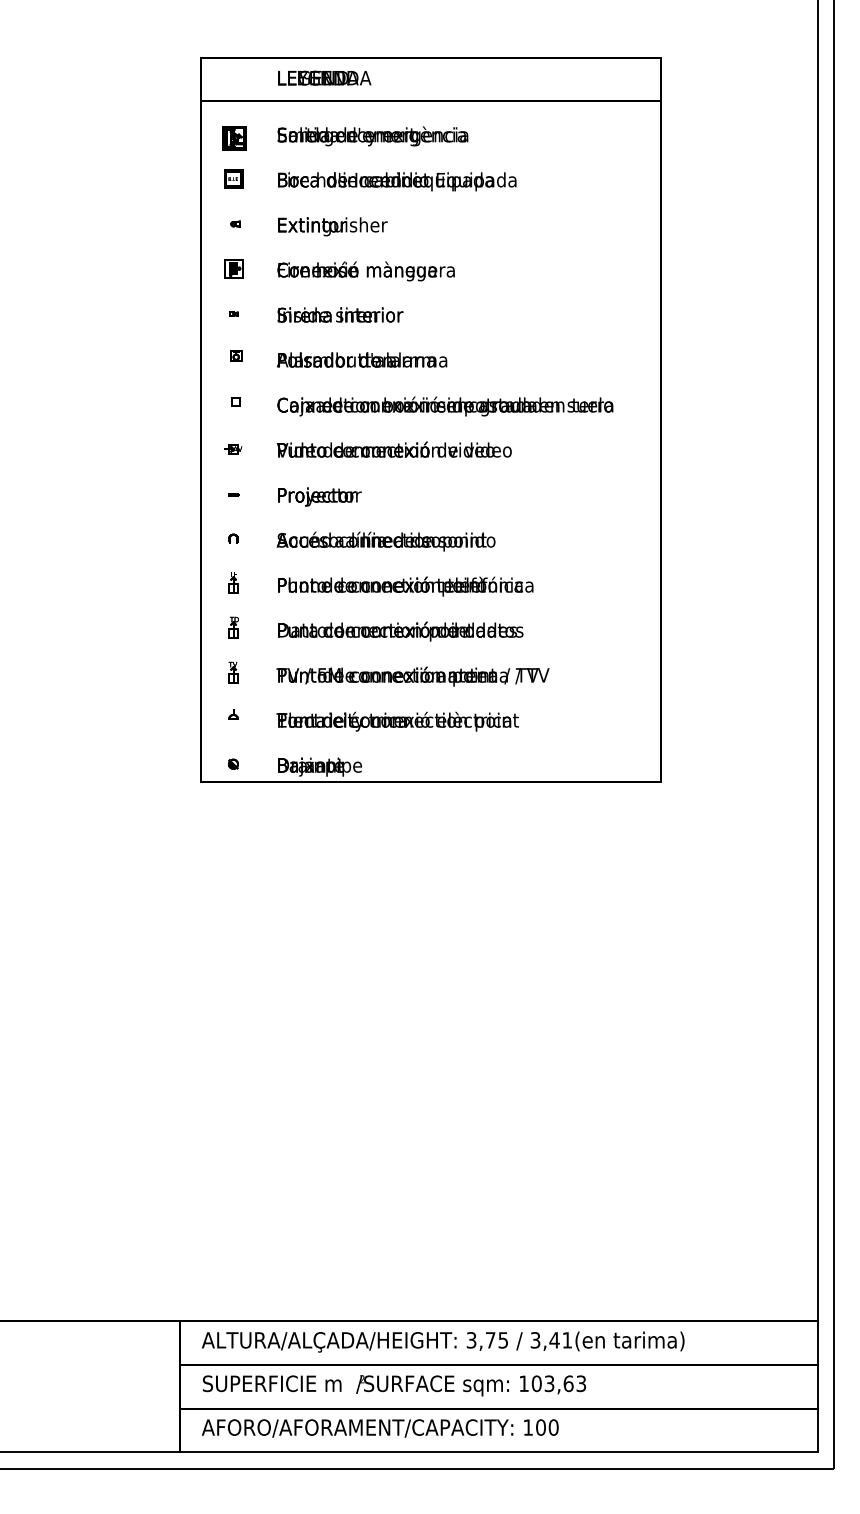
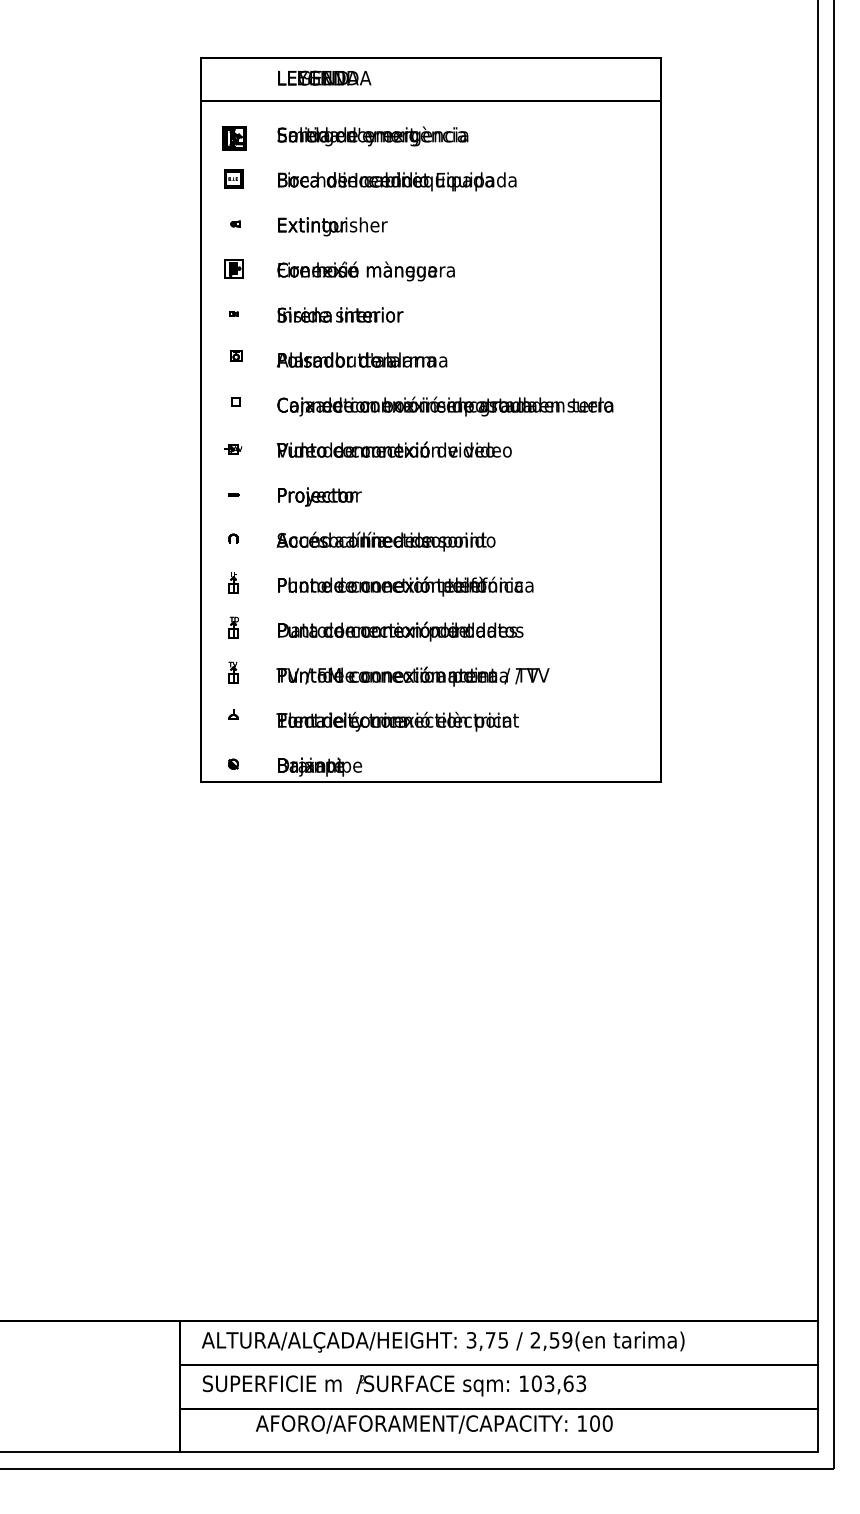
text: 3,41(en -> 2,59(en (551, 1340)
text position: (379, 1428) -> (433, 1424) (433, 1424)
